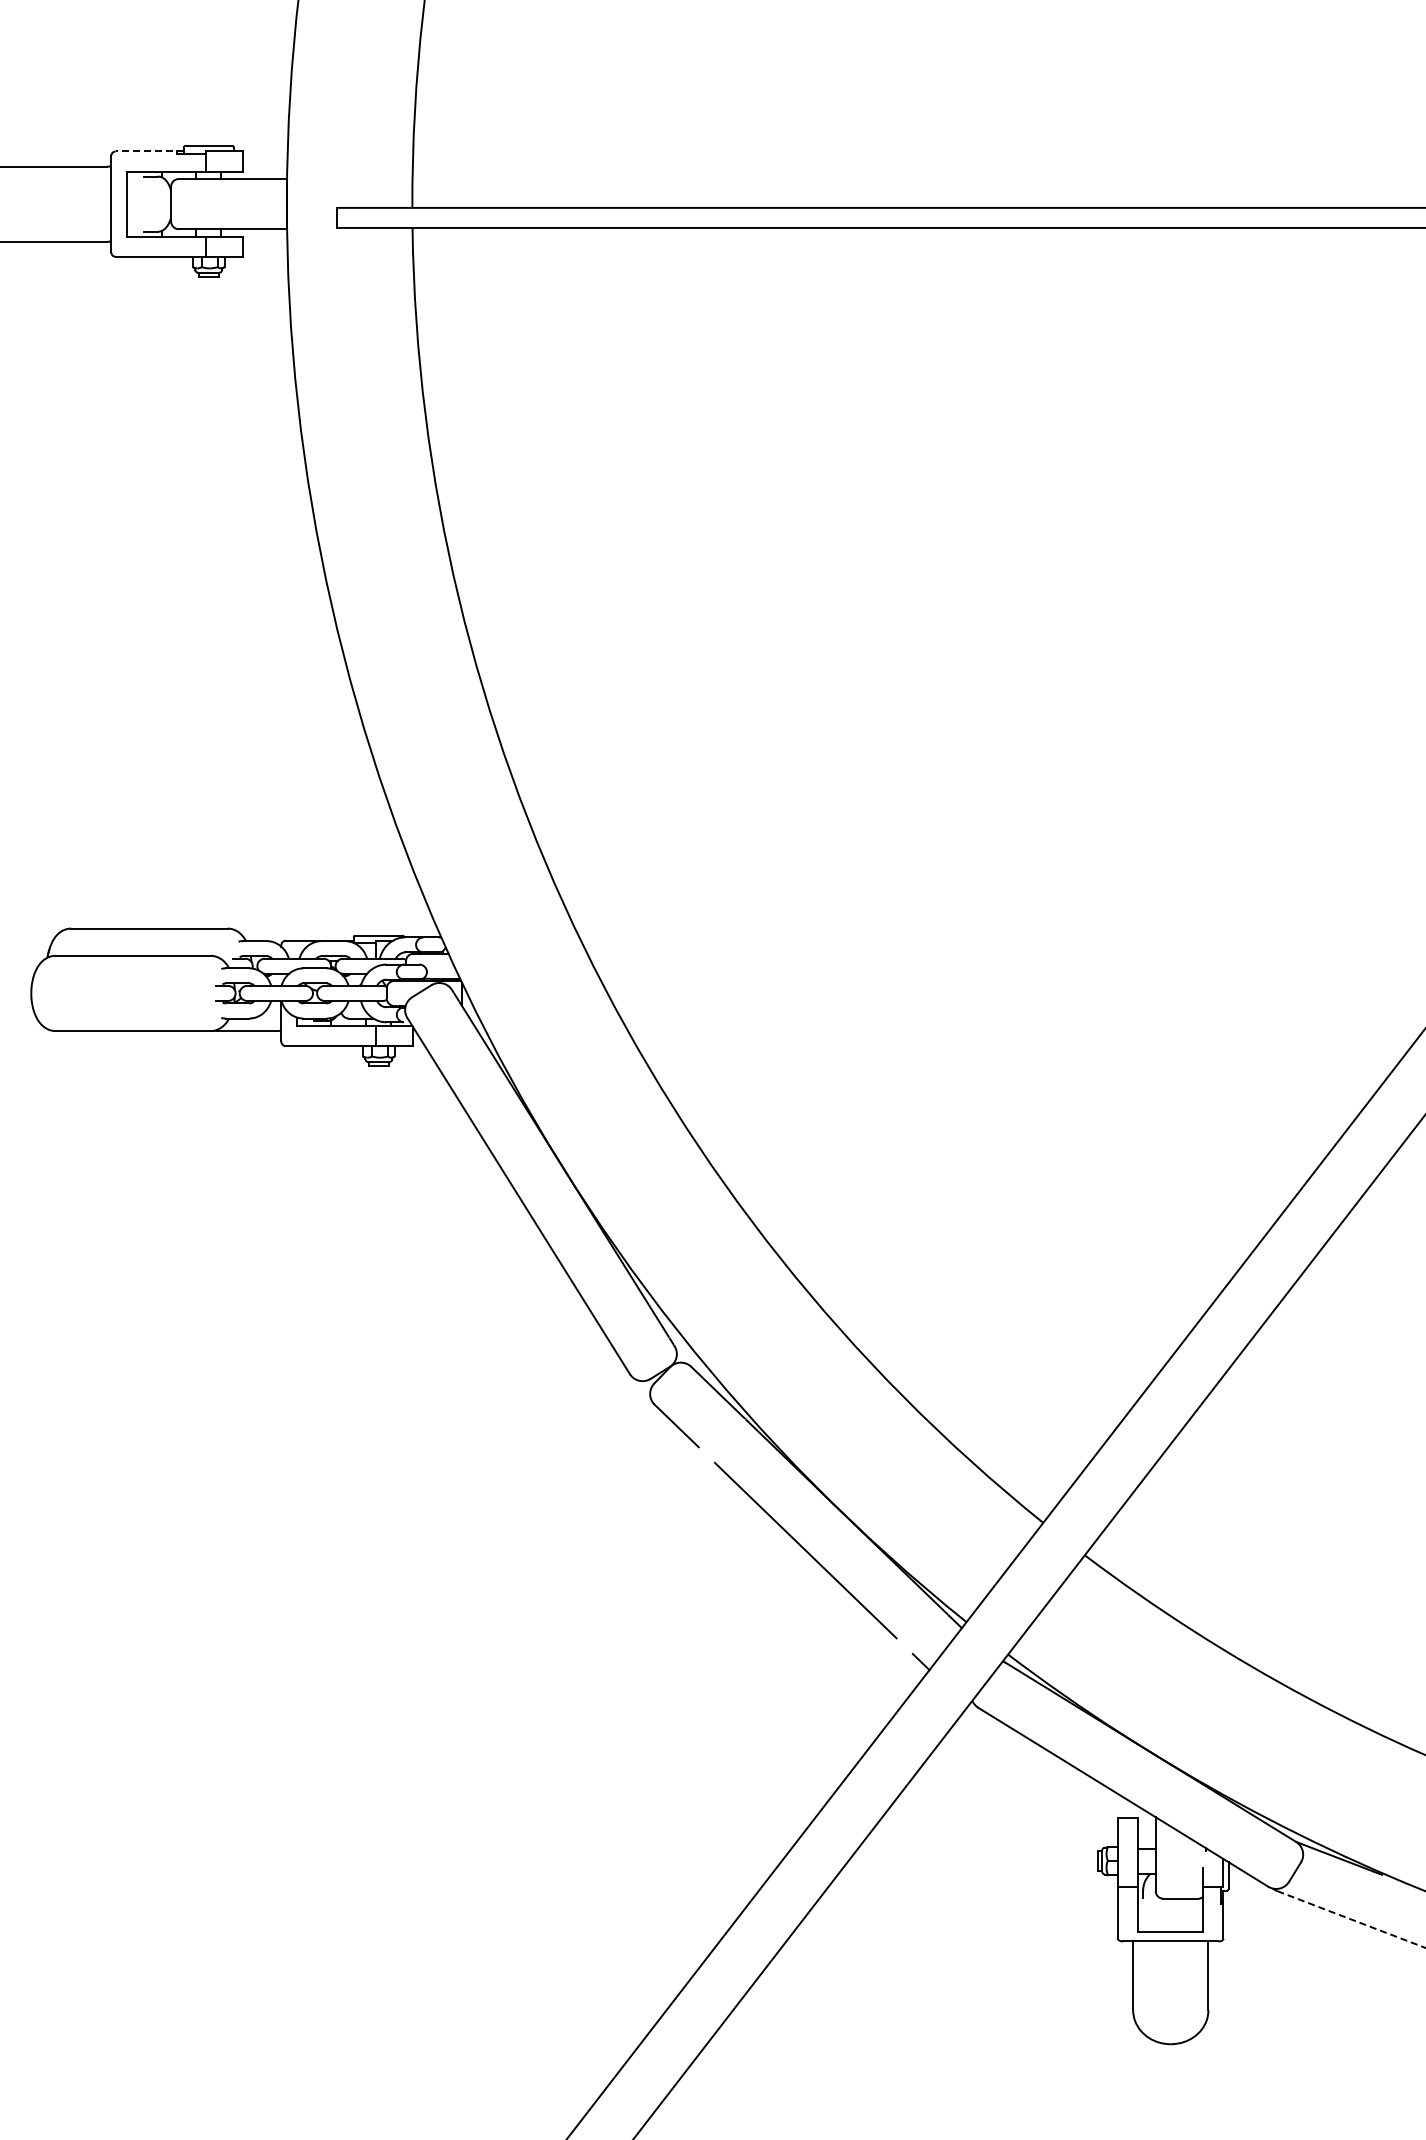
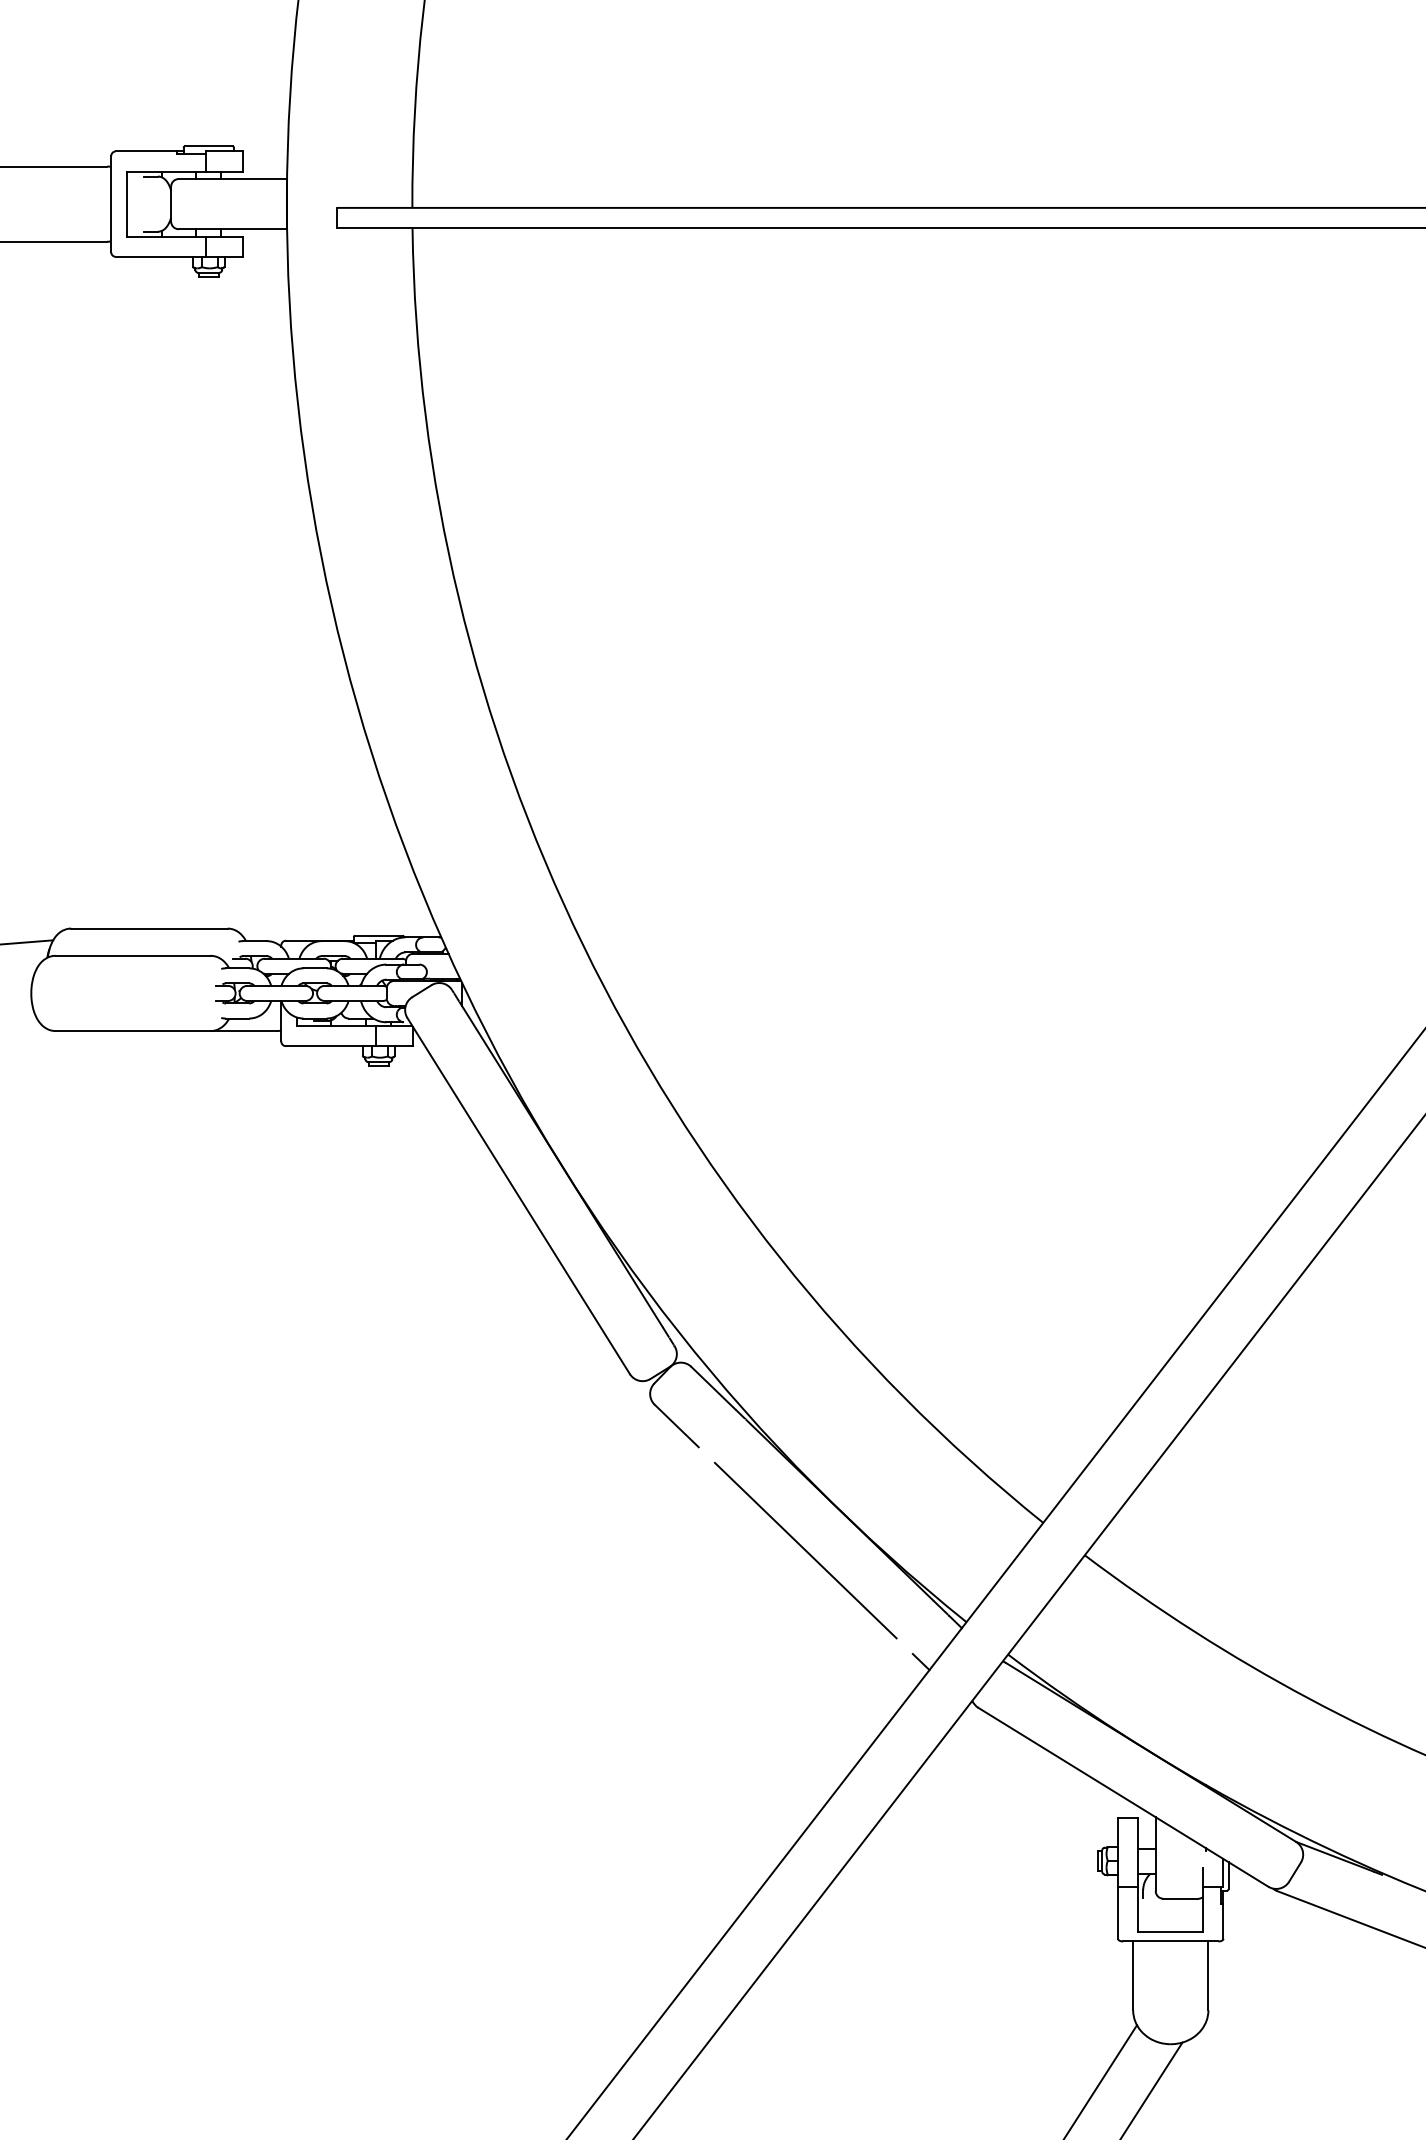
line: dashed -> solid (149, 151)
line: none -> present (27, 942)
line: dashed -> solid (1352, 1919)
line: none -> present (1101, 2080)
line: none -> present (1152, 2089)
